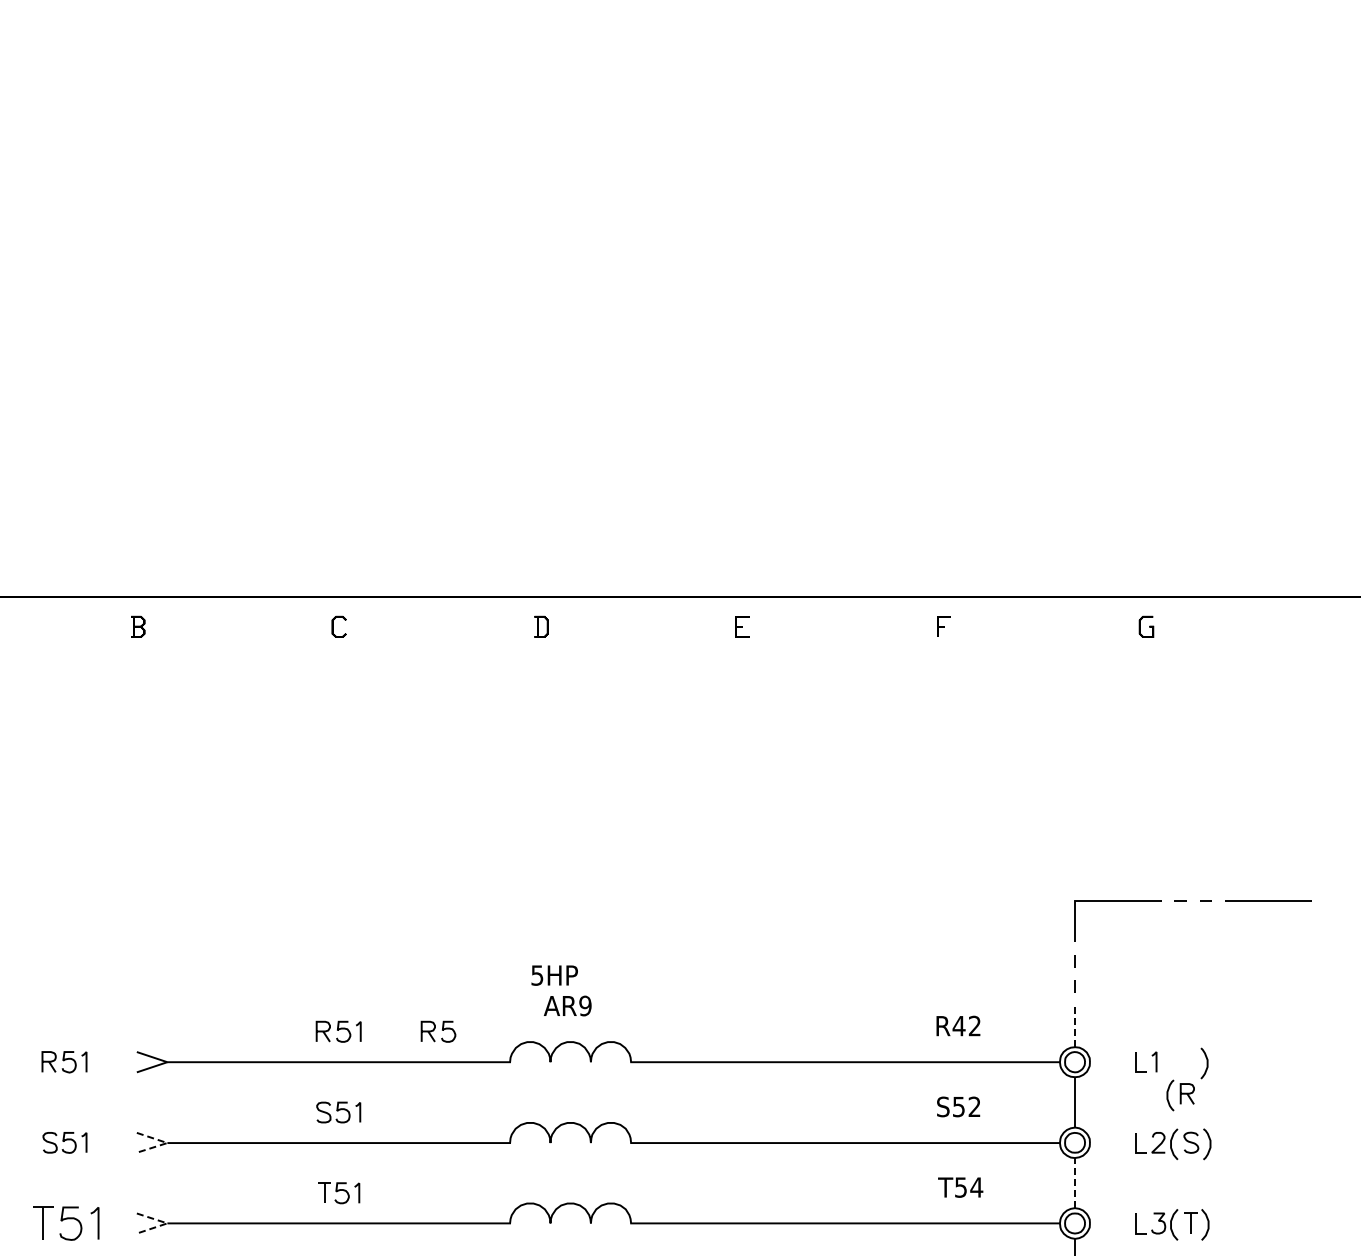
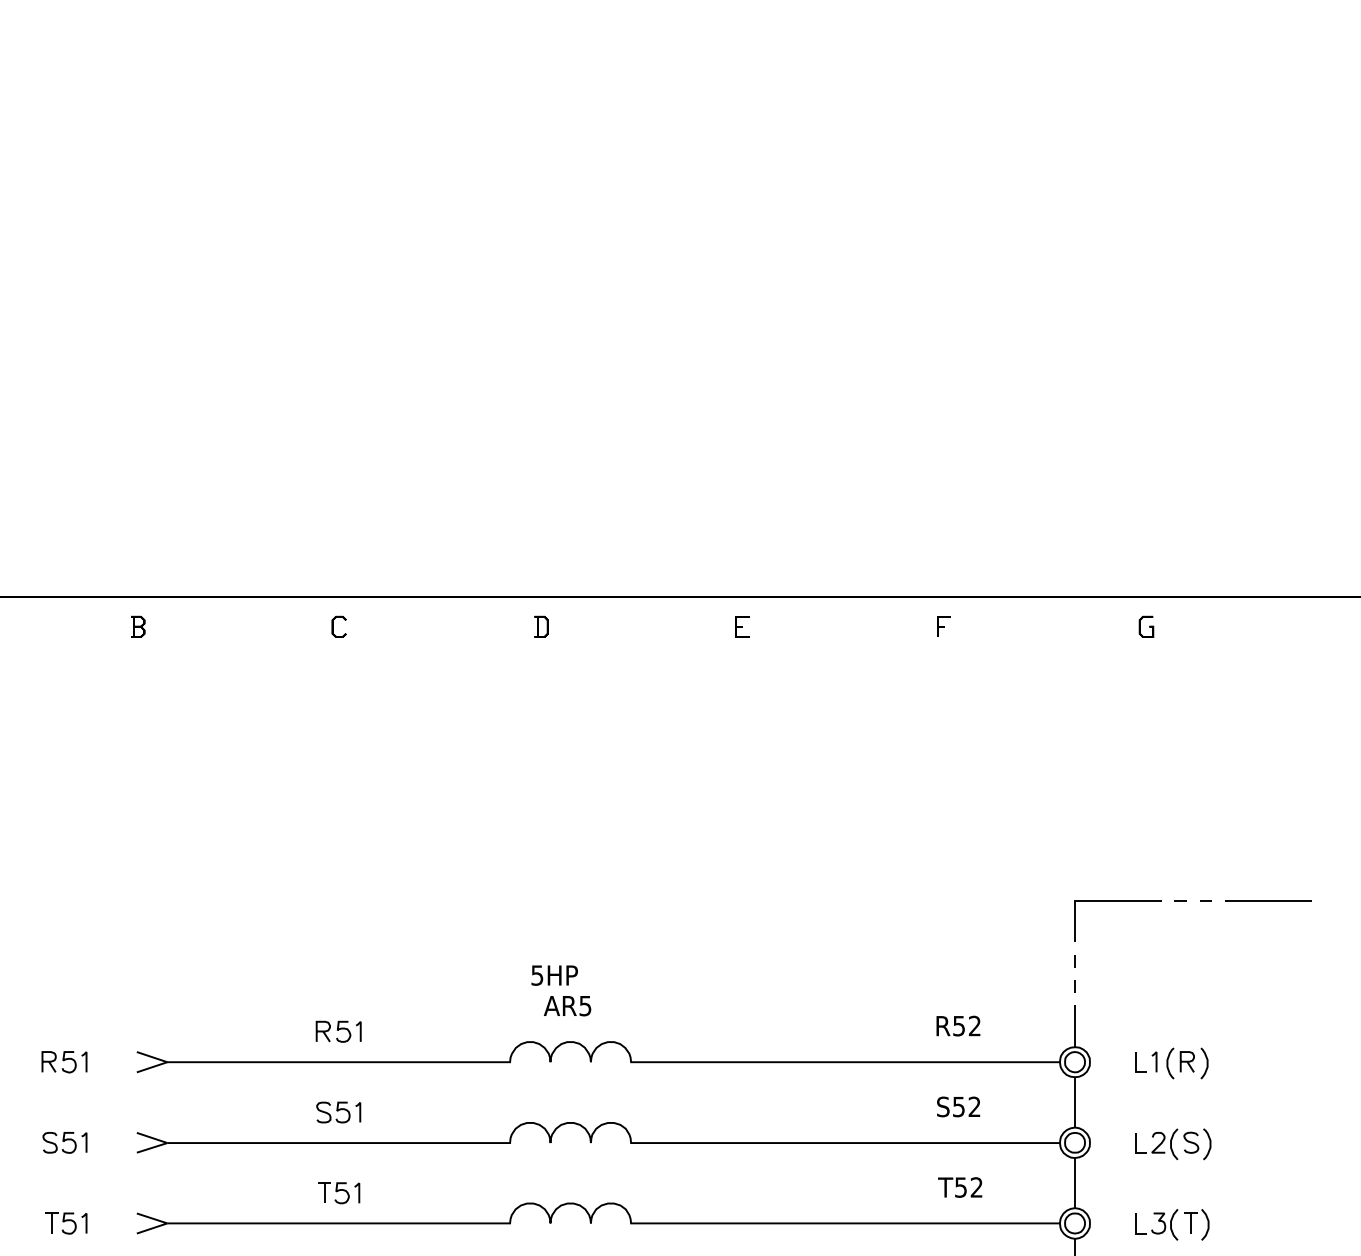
text: AR9 -> AR5 (585, 1005)
text: R42 -> R52 (958, 1026)
line: dashed -> solid (1074, 1026)
part: present -> none (438, 1031)
part position: (1180, 1095) -> (1180, 1063) (1180, 1063)
line: dashed -> solid (167, 1143)
line: dashed -> solid (1074, 1182)
text: T54 -> T52 (976, 1187)
part size: 67x35 px -> 43x23 px (66, 1223)
line: dashed -> solid (167, 1223)
